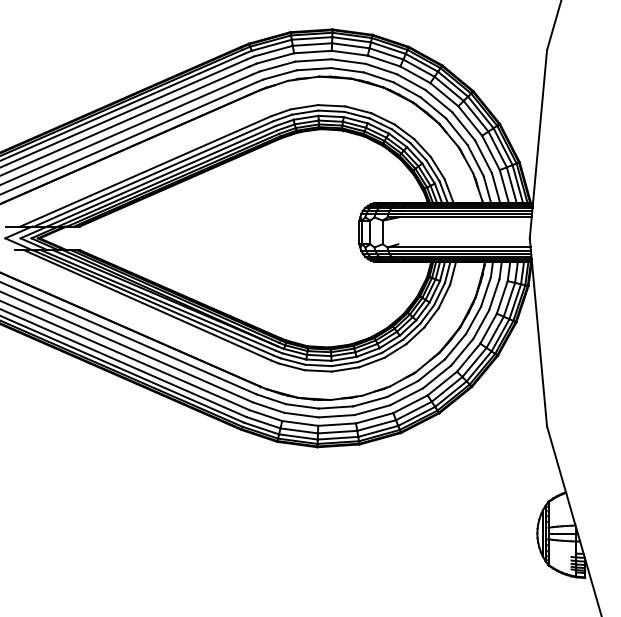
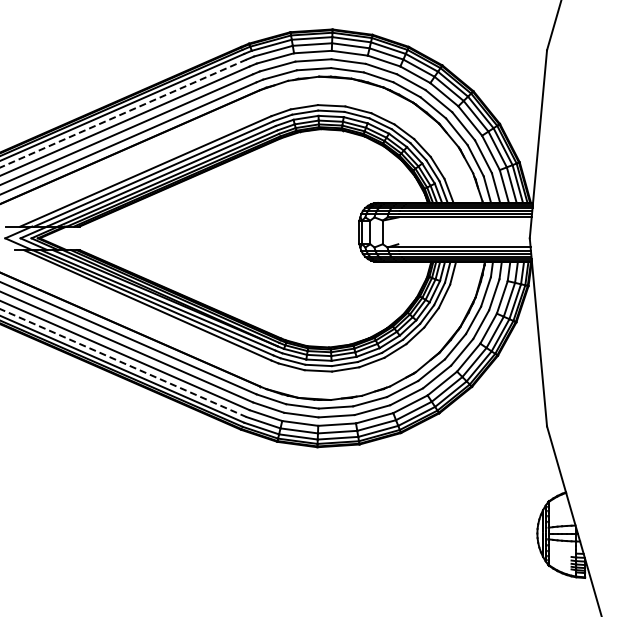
line: solid -> dashed (123, 113)
line: solid -> dashed (124, 363)
